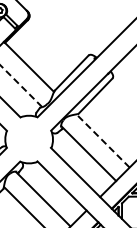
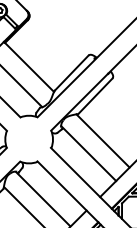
line: dashed -> solid (21, 86)
line: dashed -> solid (103, 140)
